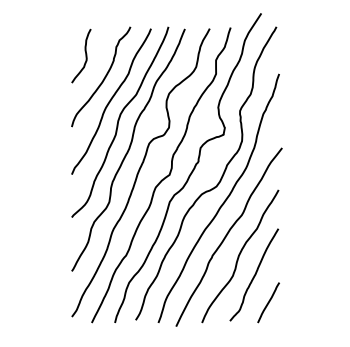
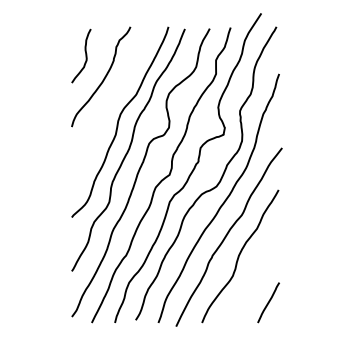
curve: present -> none (111, 100)
curve: present -> none (254, 274)
